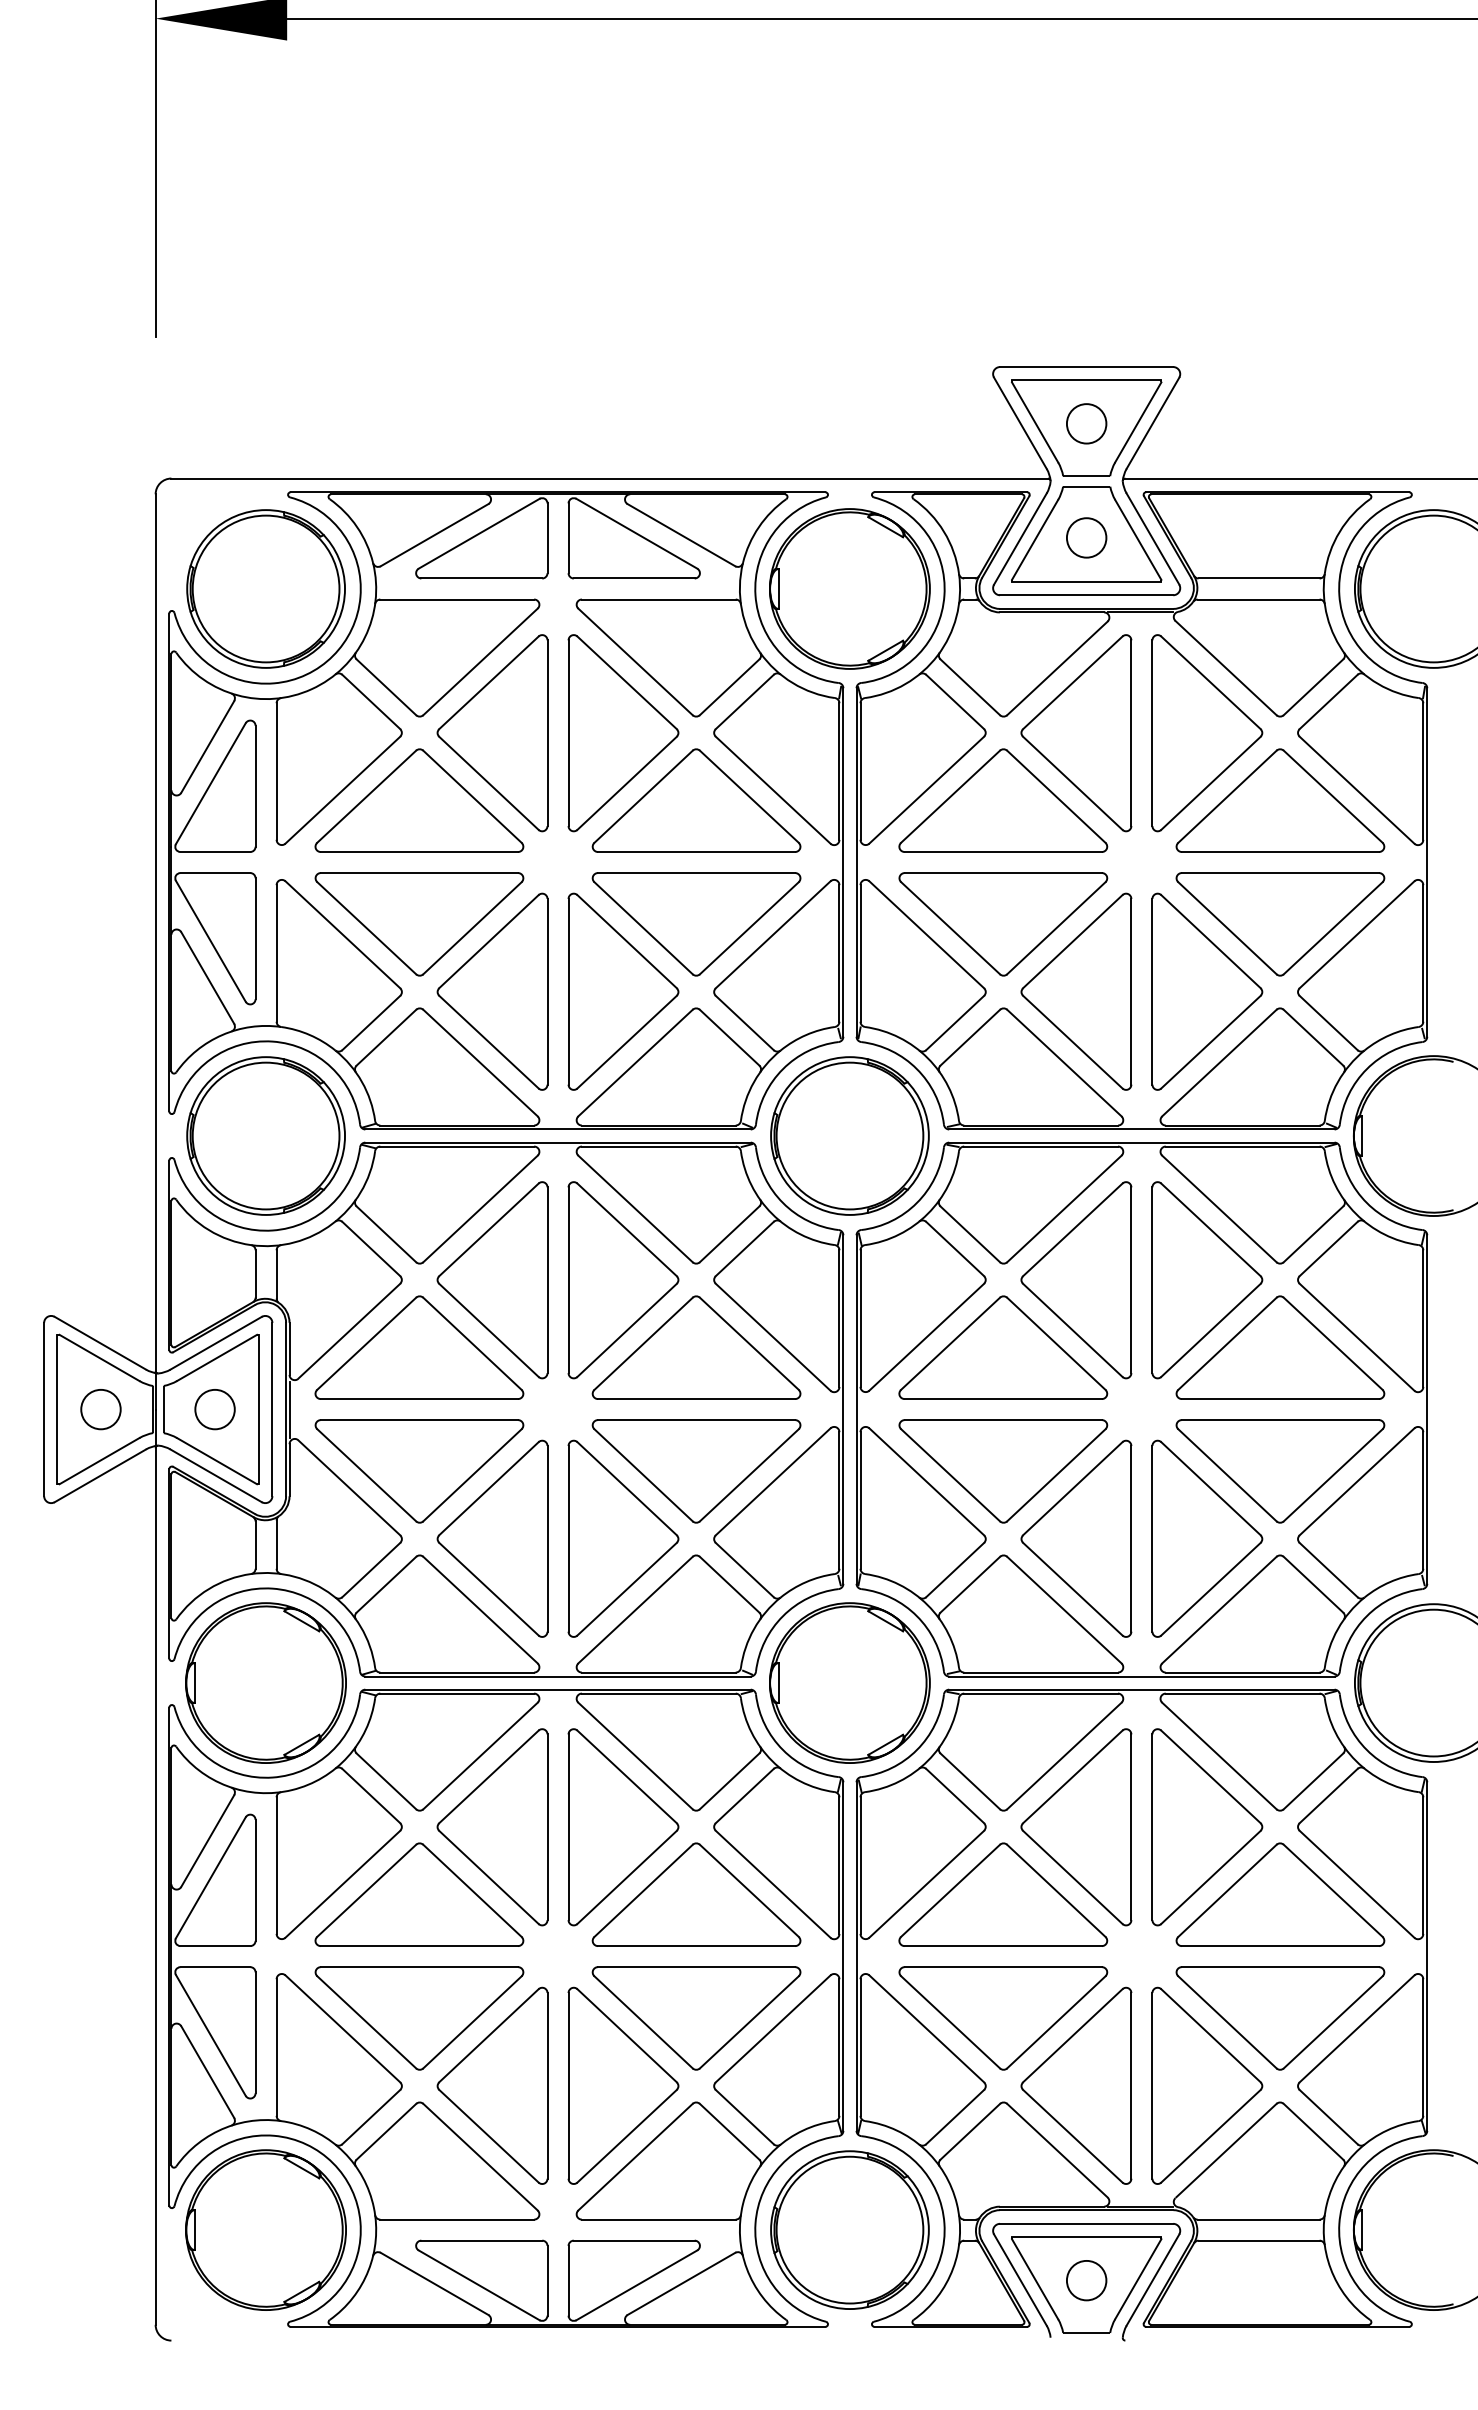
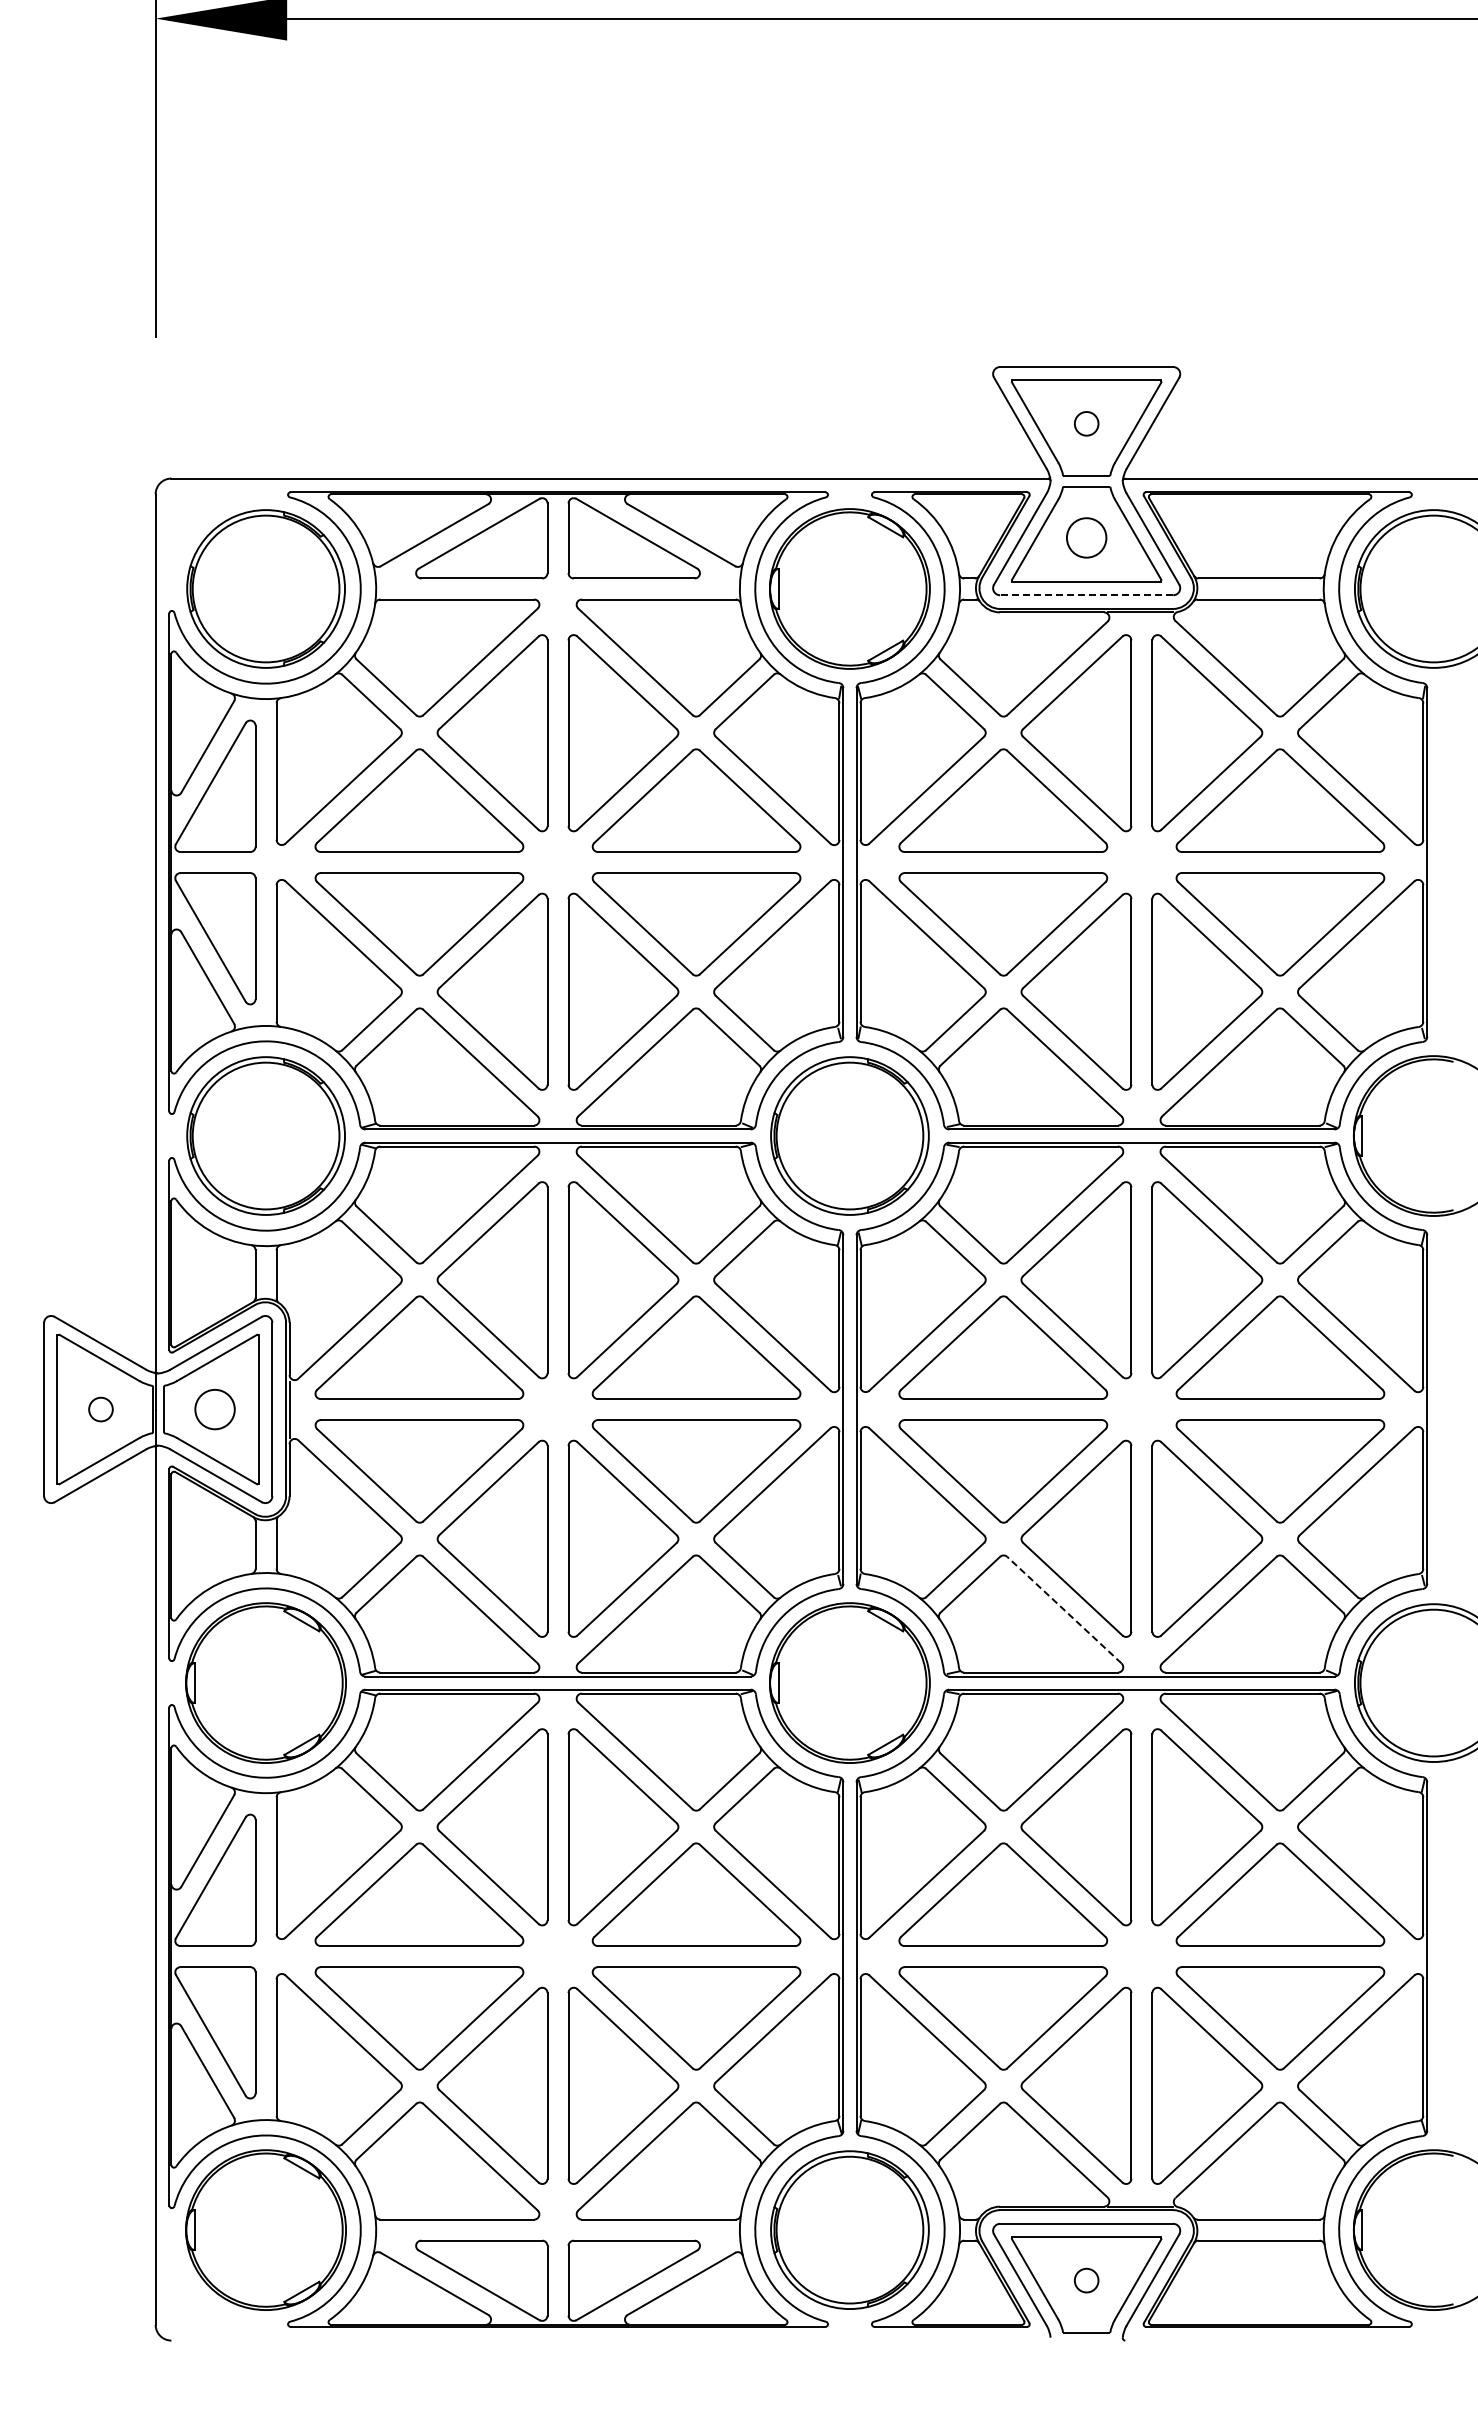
circle diameter: 39 px -> 24 px (1086, 423)
line: solid -> dashed (1086, 595)
circle diameter: 39 px -> 24 px (100, 1409)
line: solid -> dashed (1064, 1609)
circle diameter: 39 px -> 24 px (1086, 2280)
